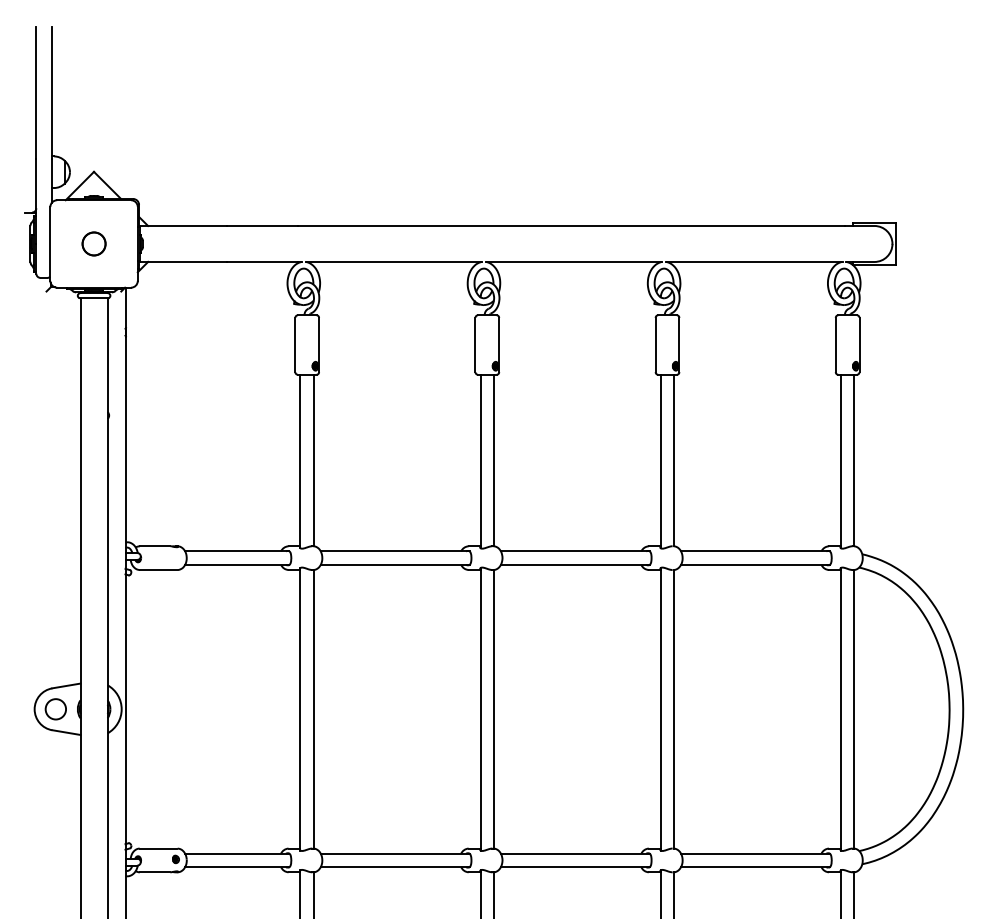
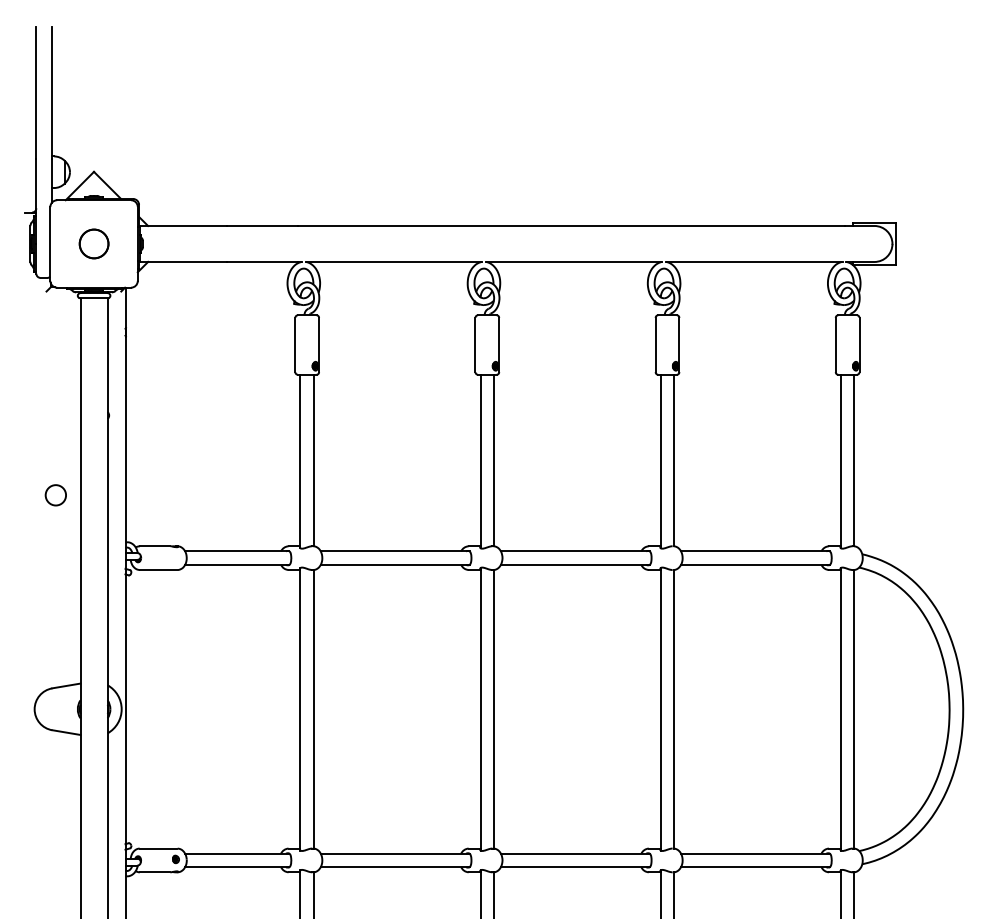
circle size: 26x26 px -> 32x32 px (93, 243)
circle position: (55, 709) -> (55, 495) (55, 495)
